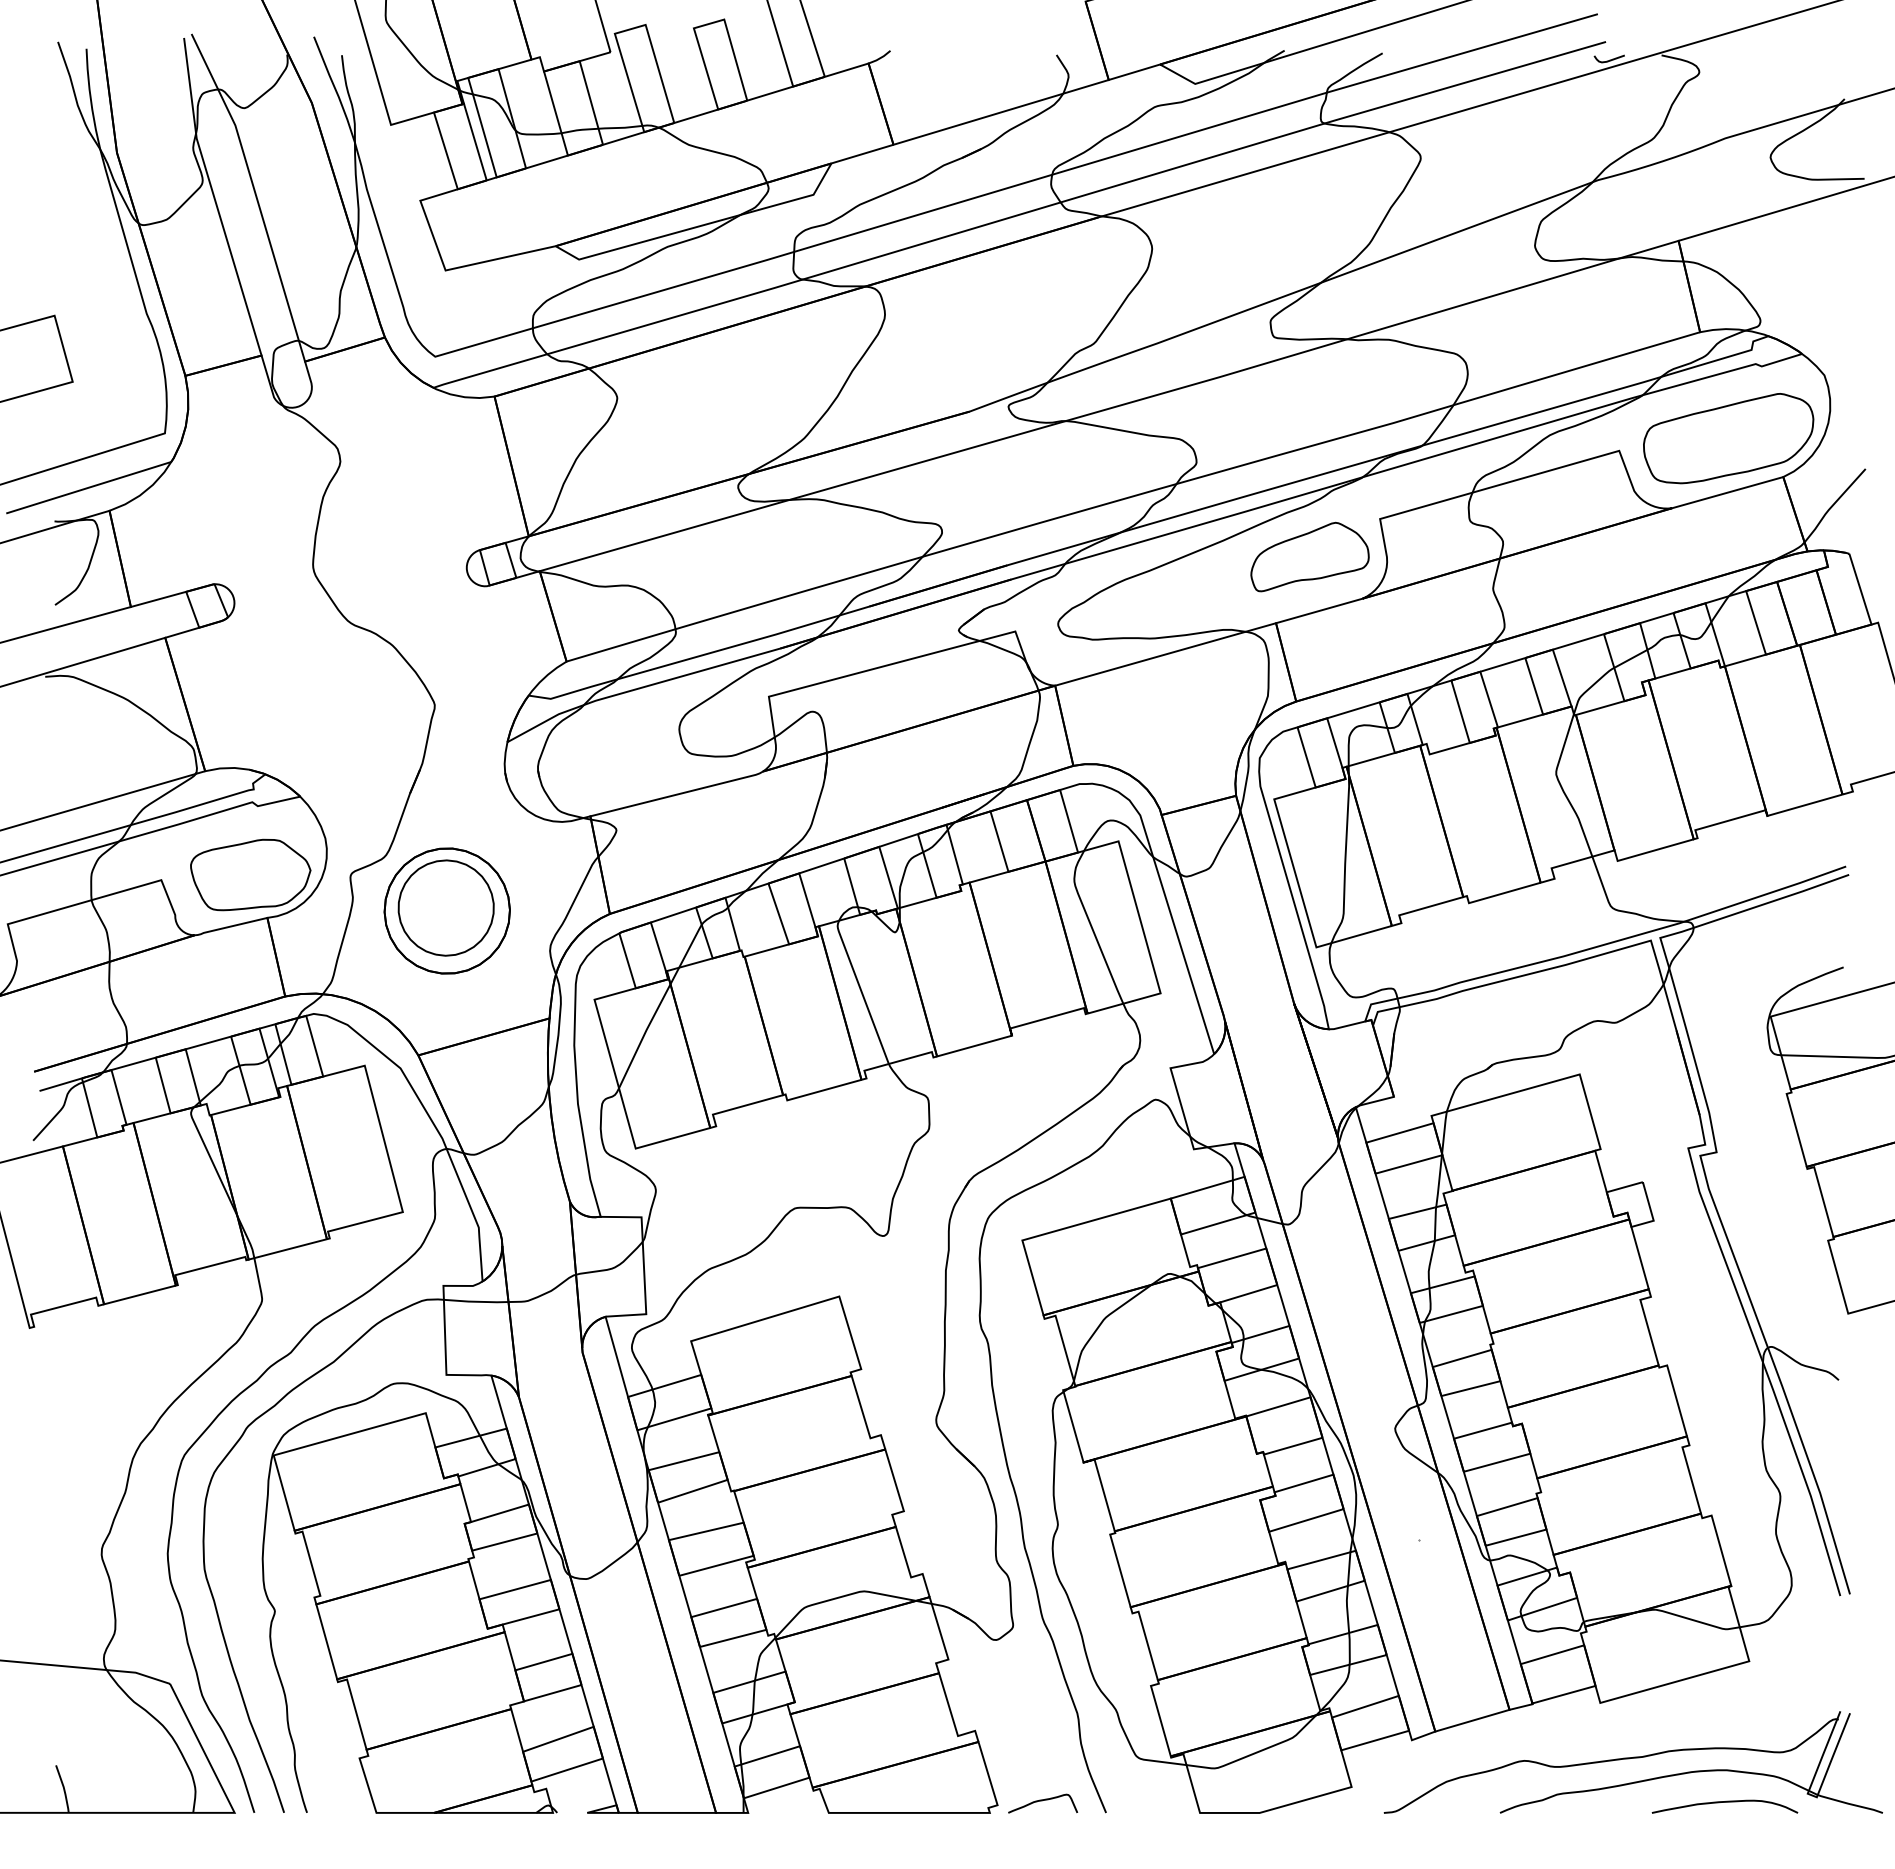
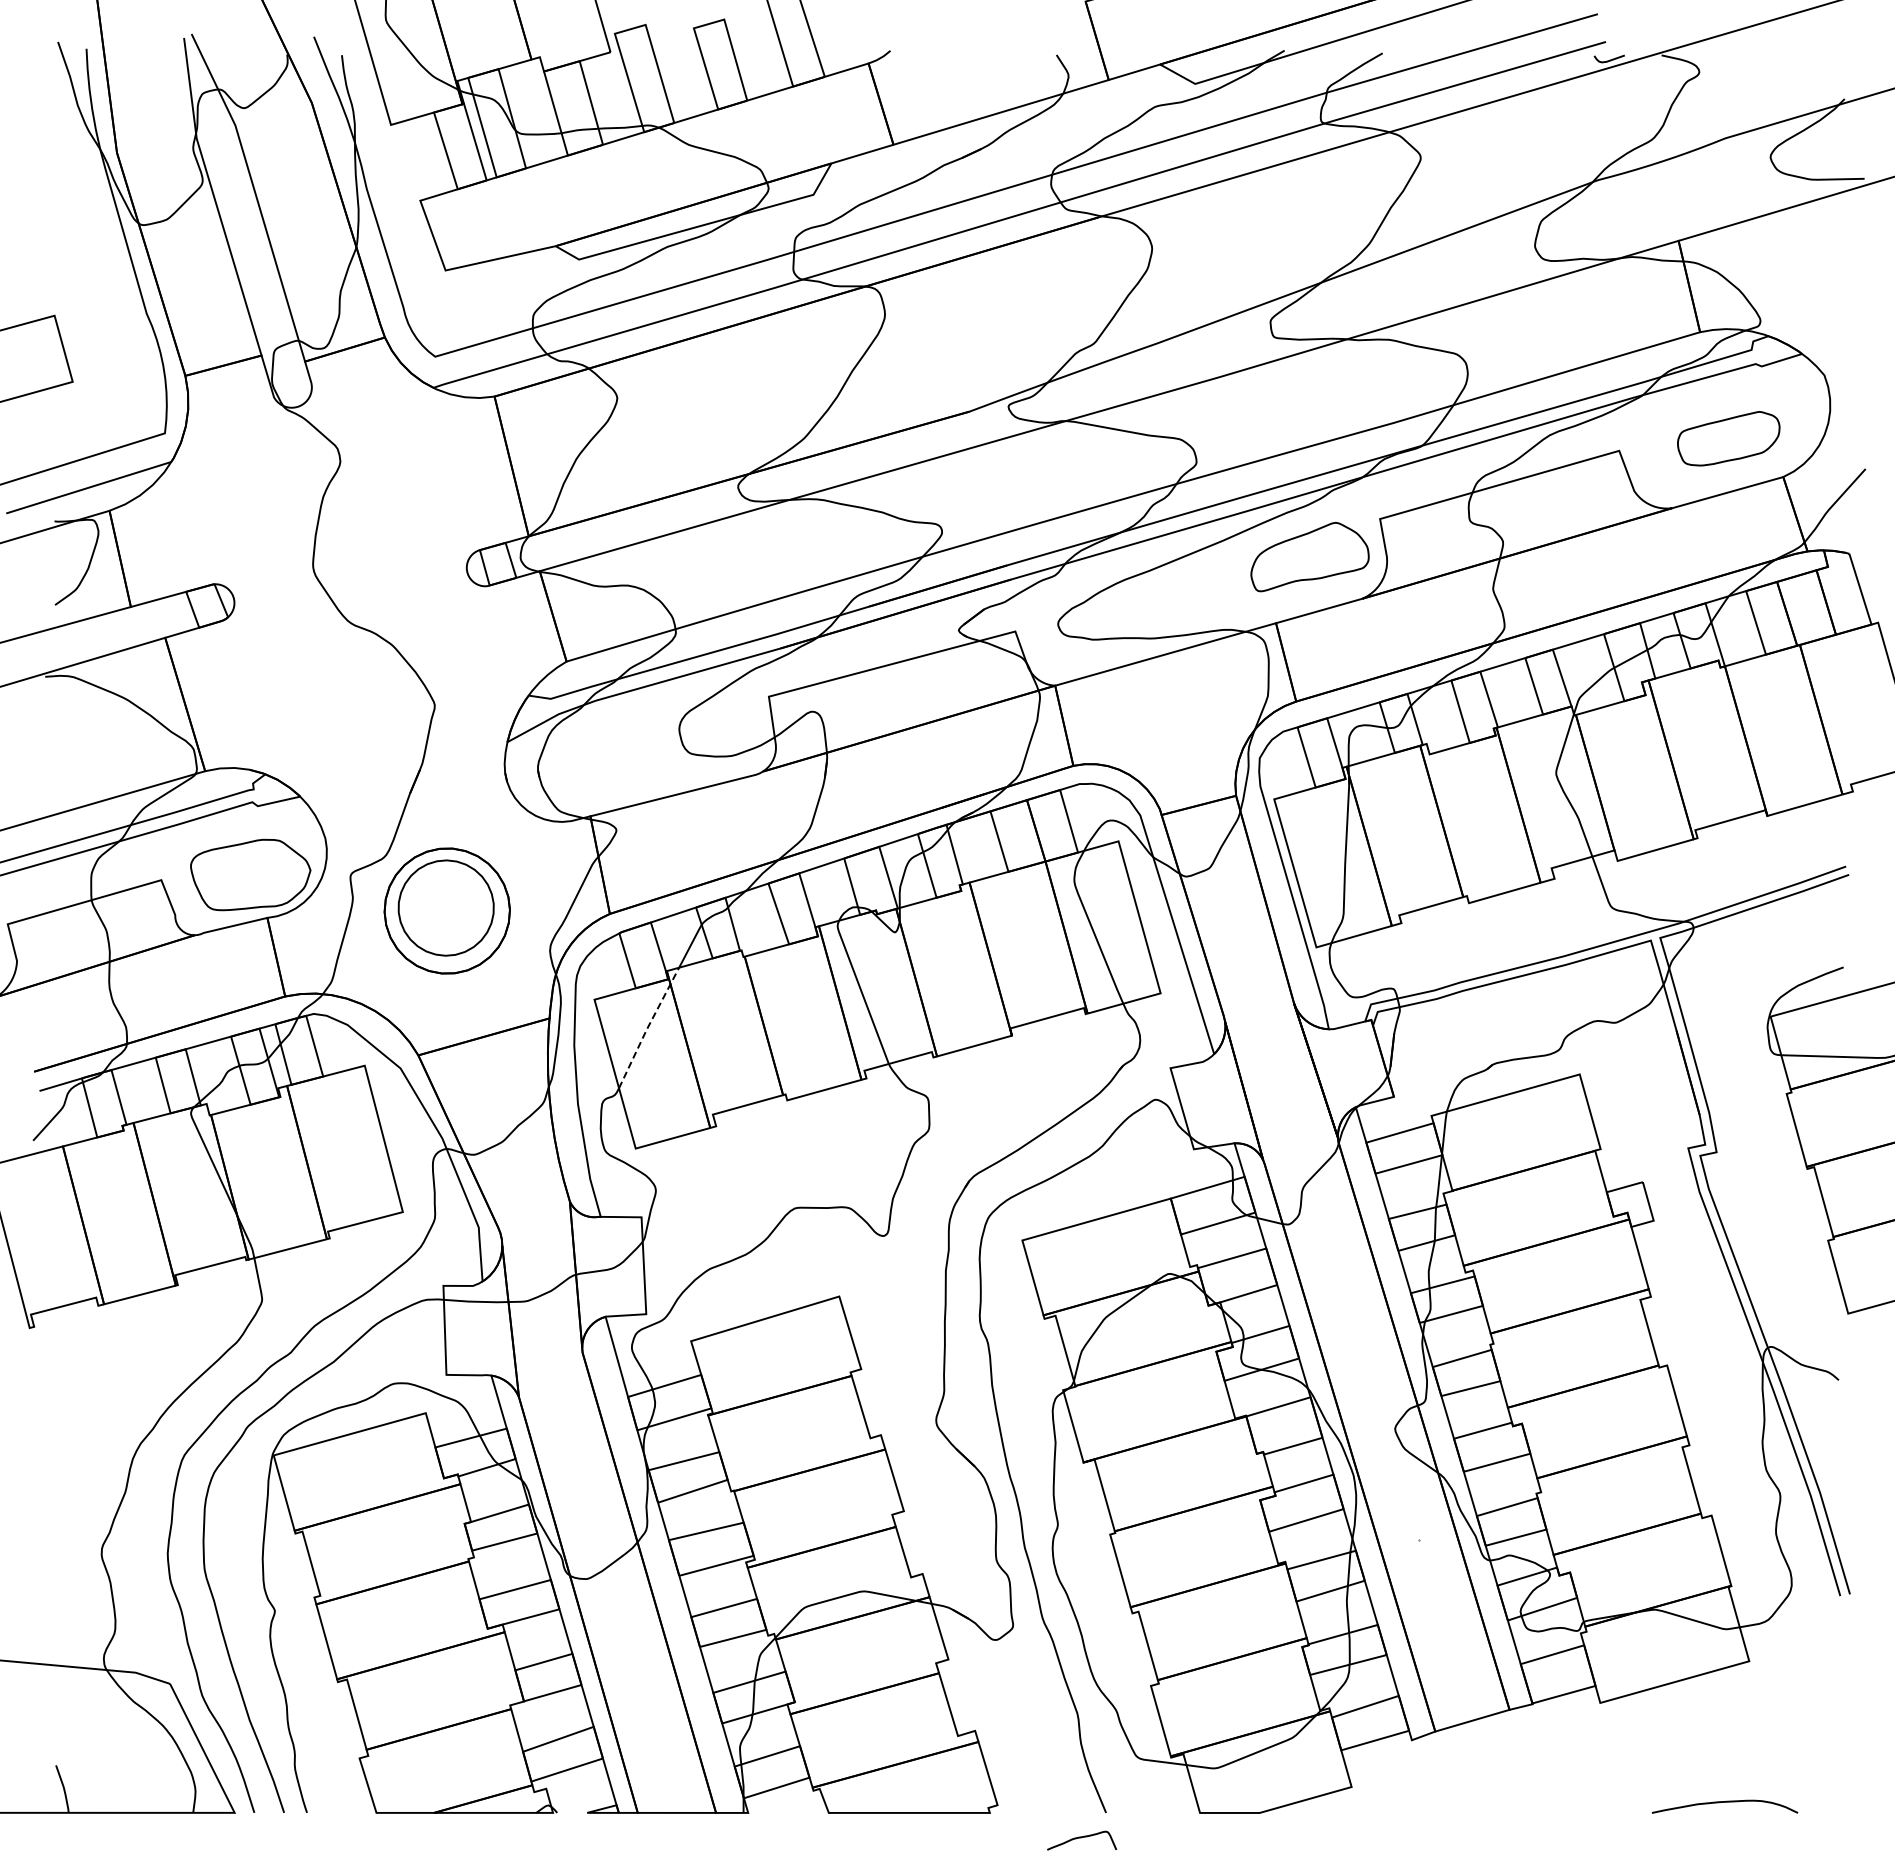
part size: 172x92 px -> 104x56 px (1728, 438)
line: solid -> dashed (648, 1027)
part: present -> none (1632, 1762)
curve position: (1042, 1801) -> (1081, 1838) (1081, 1838)
